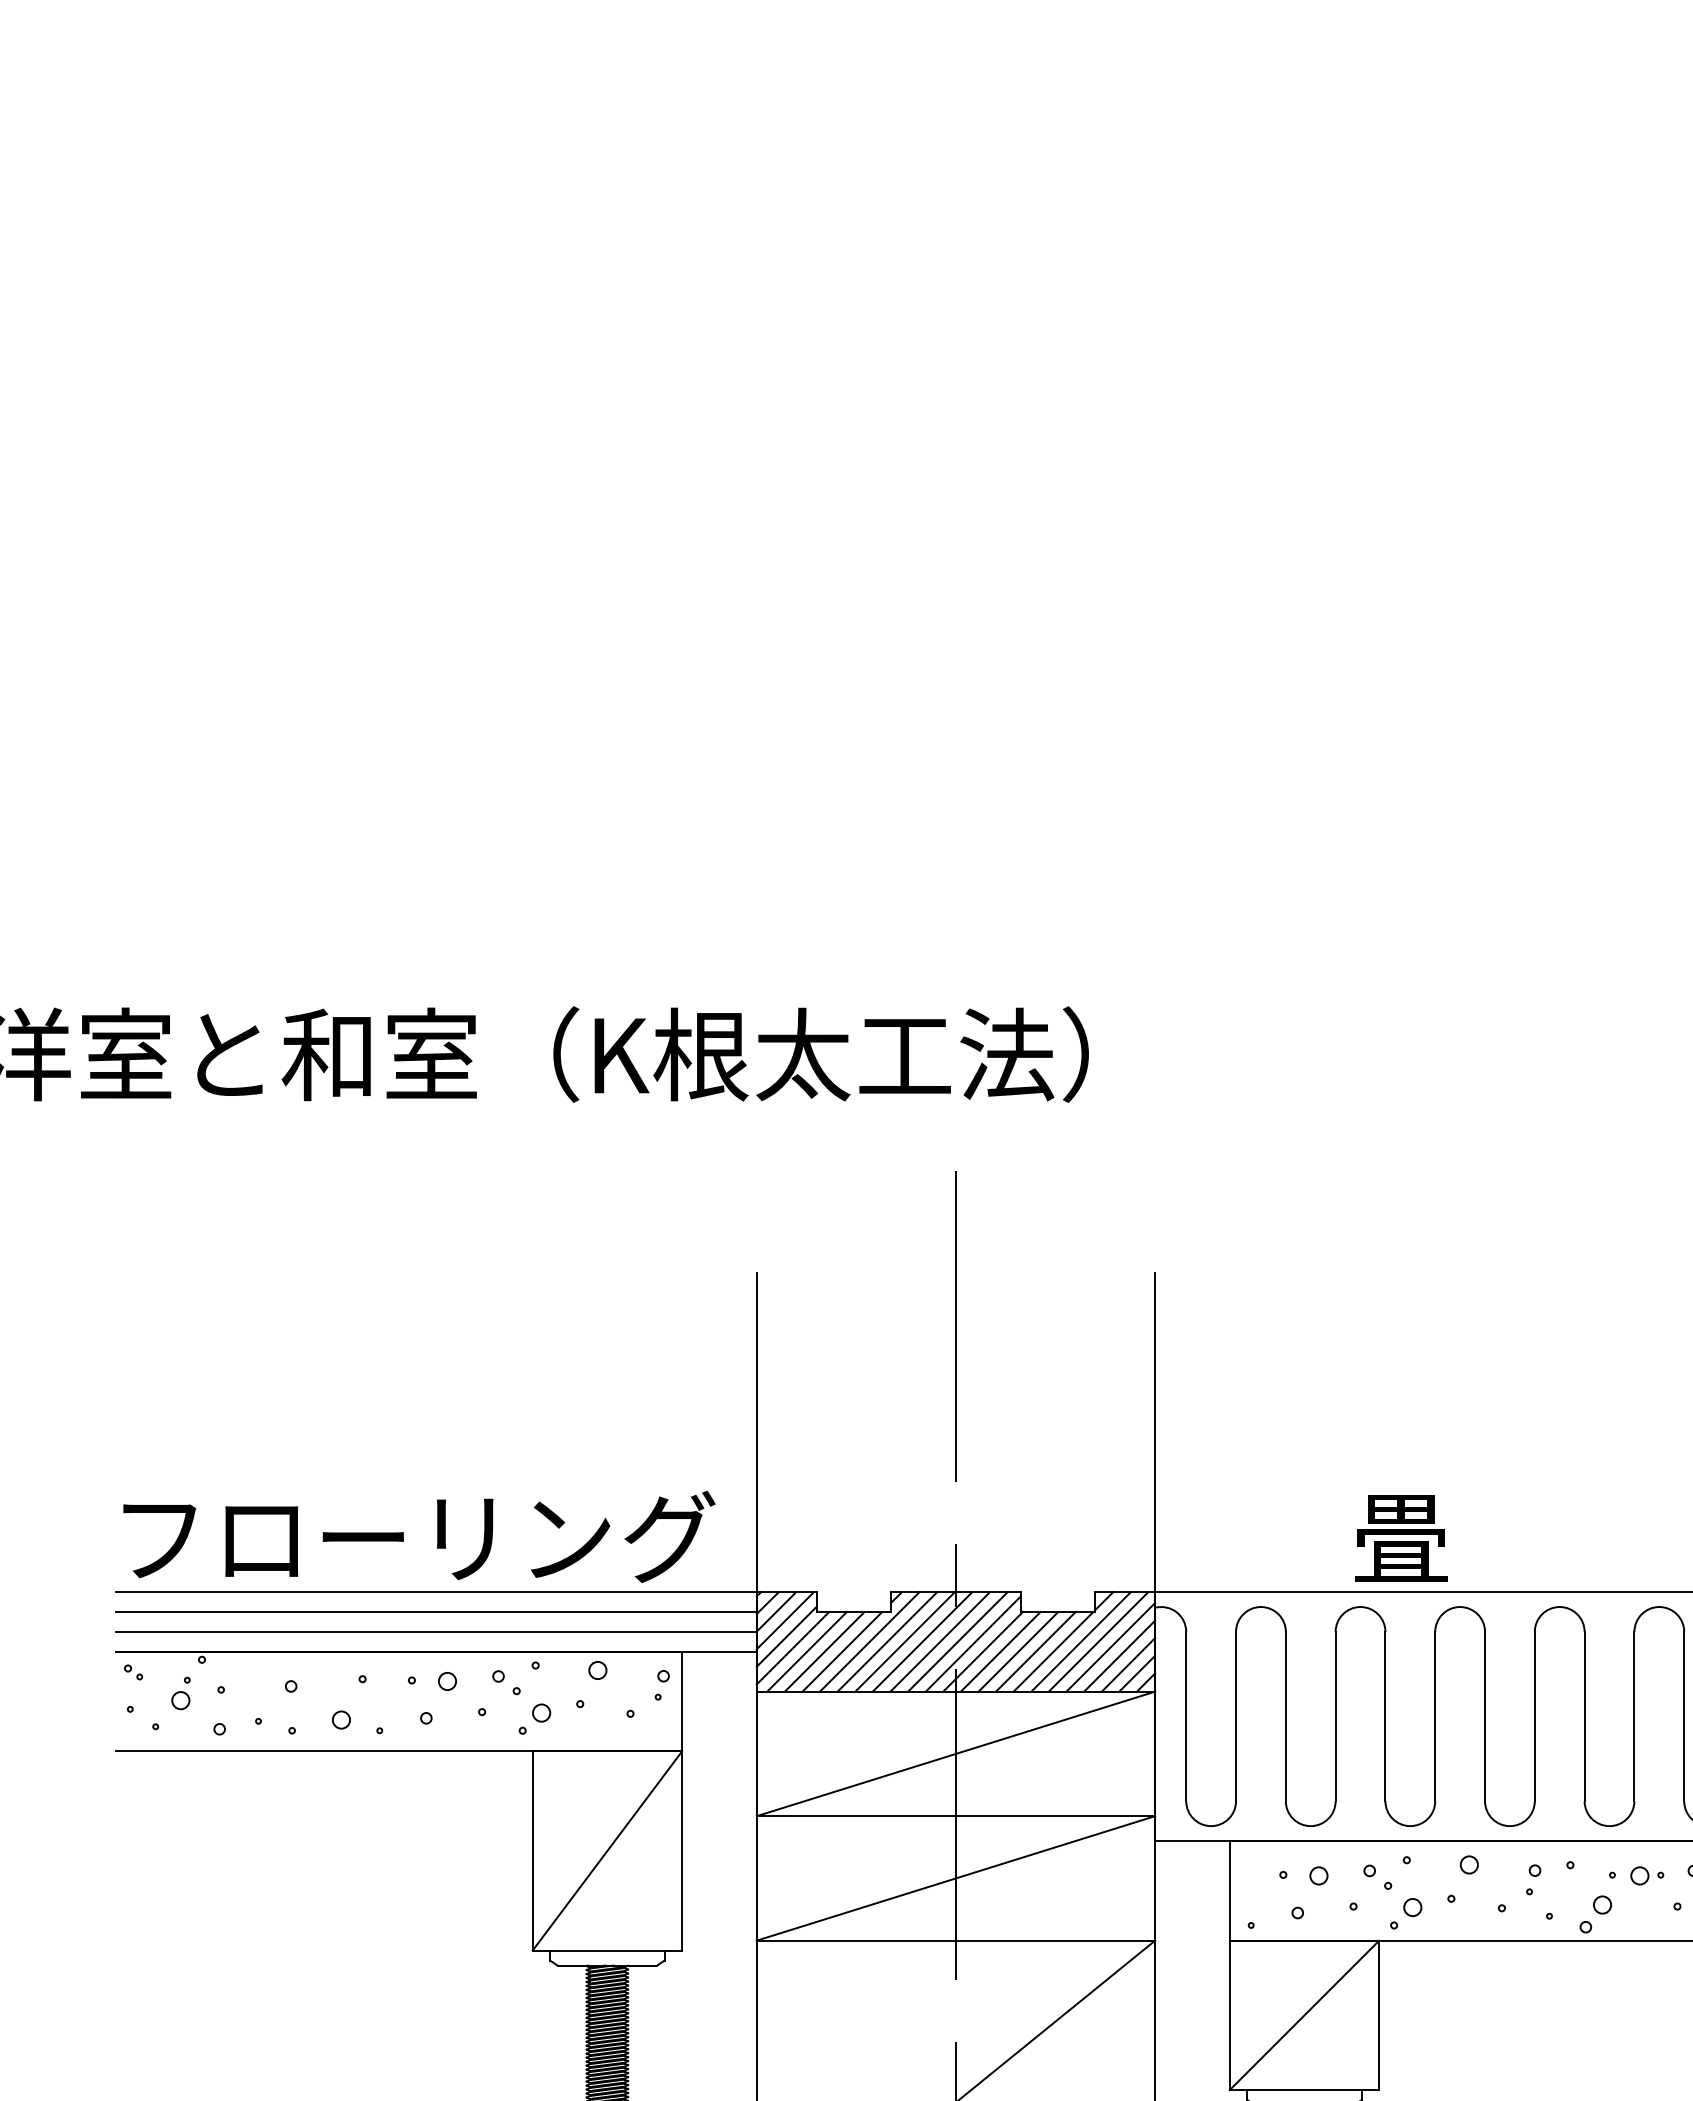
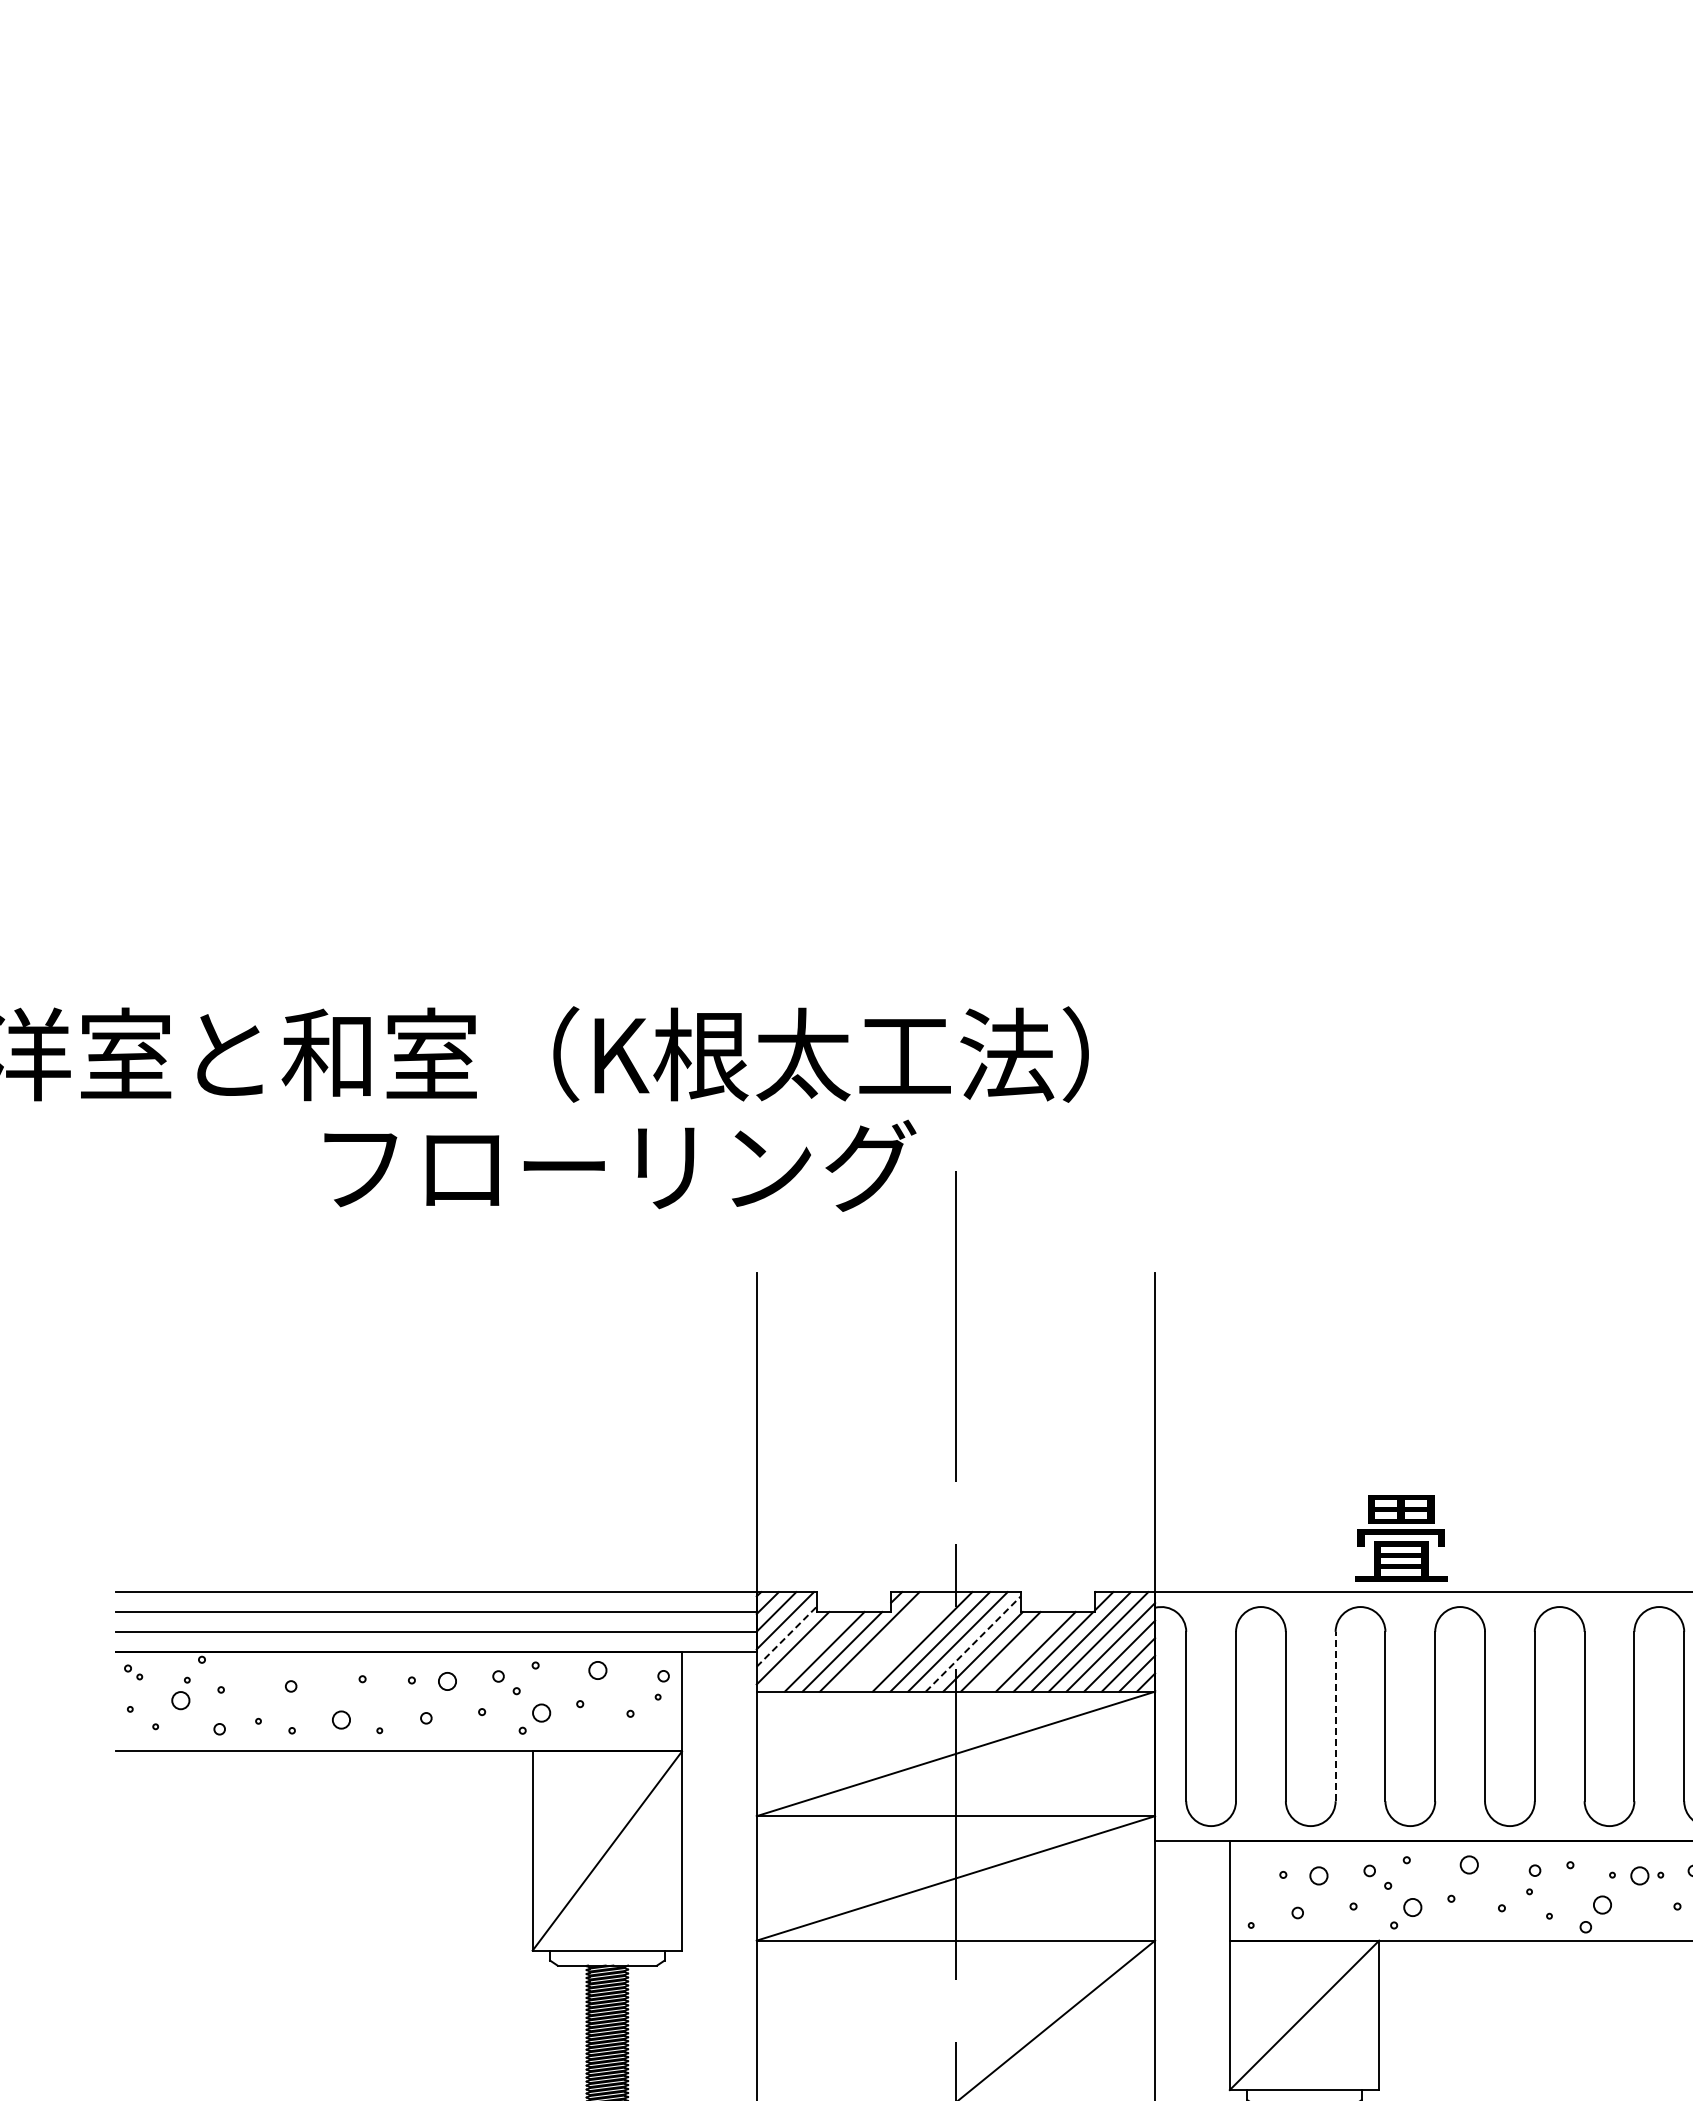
text position: (419, 1536) -> (620, 1165) (620, 1165)
line: solid -> dashed (786, 1636)
line: present -> none (887, 1641)
line: present -> none (904, 1641)
line: solid -> dashed (973, 1643)
line: present -> none (806, 1651)
line: present -> none (1018, 1651)
line: solid -> dashed (1335, 1716)
